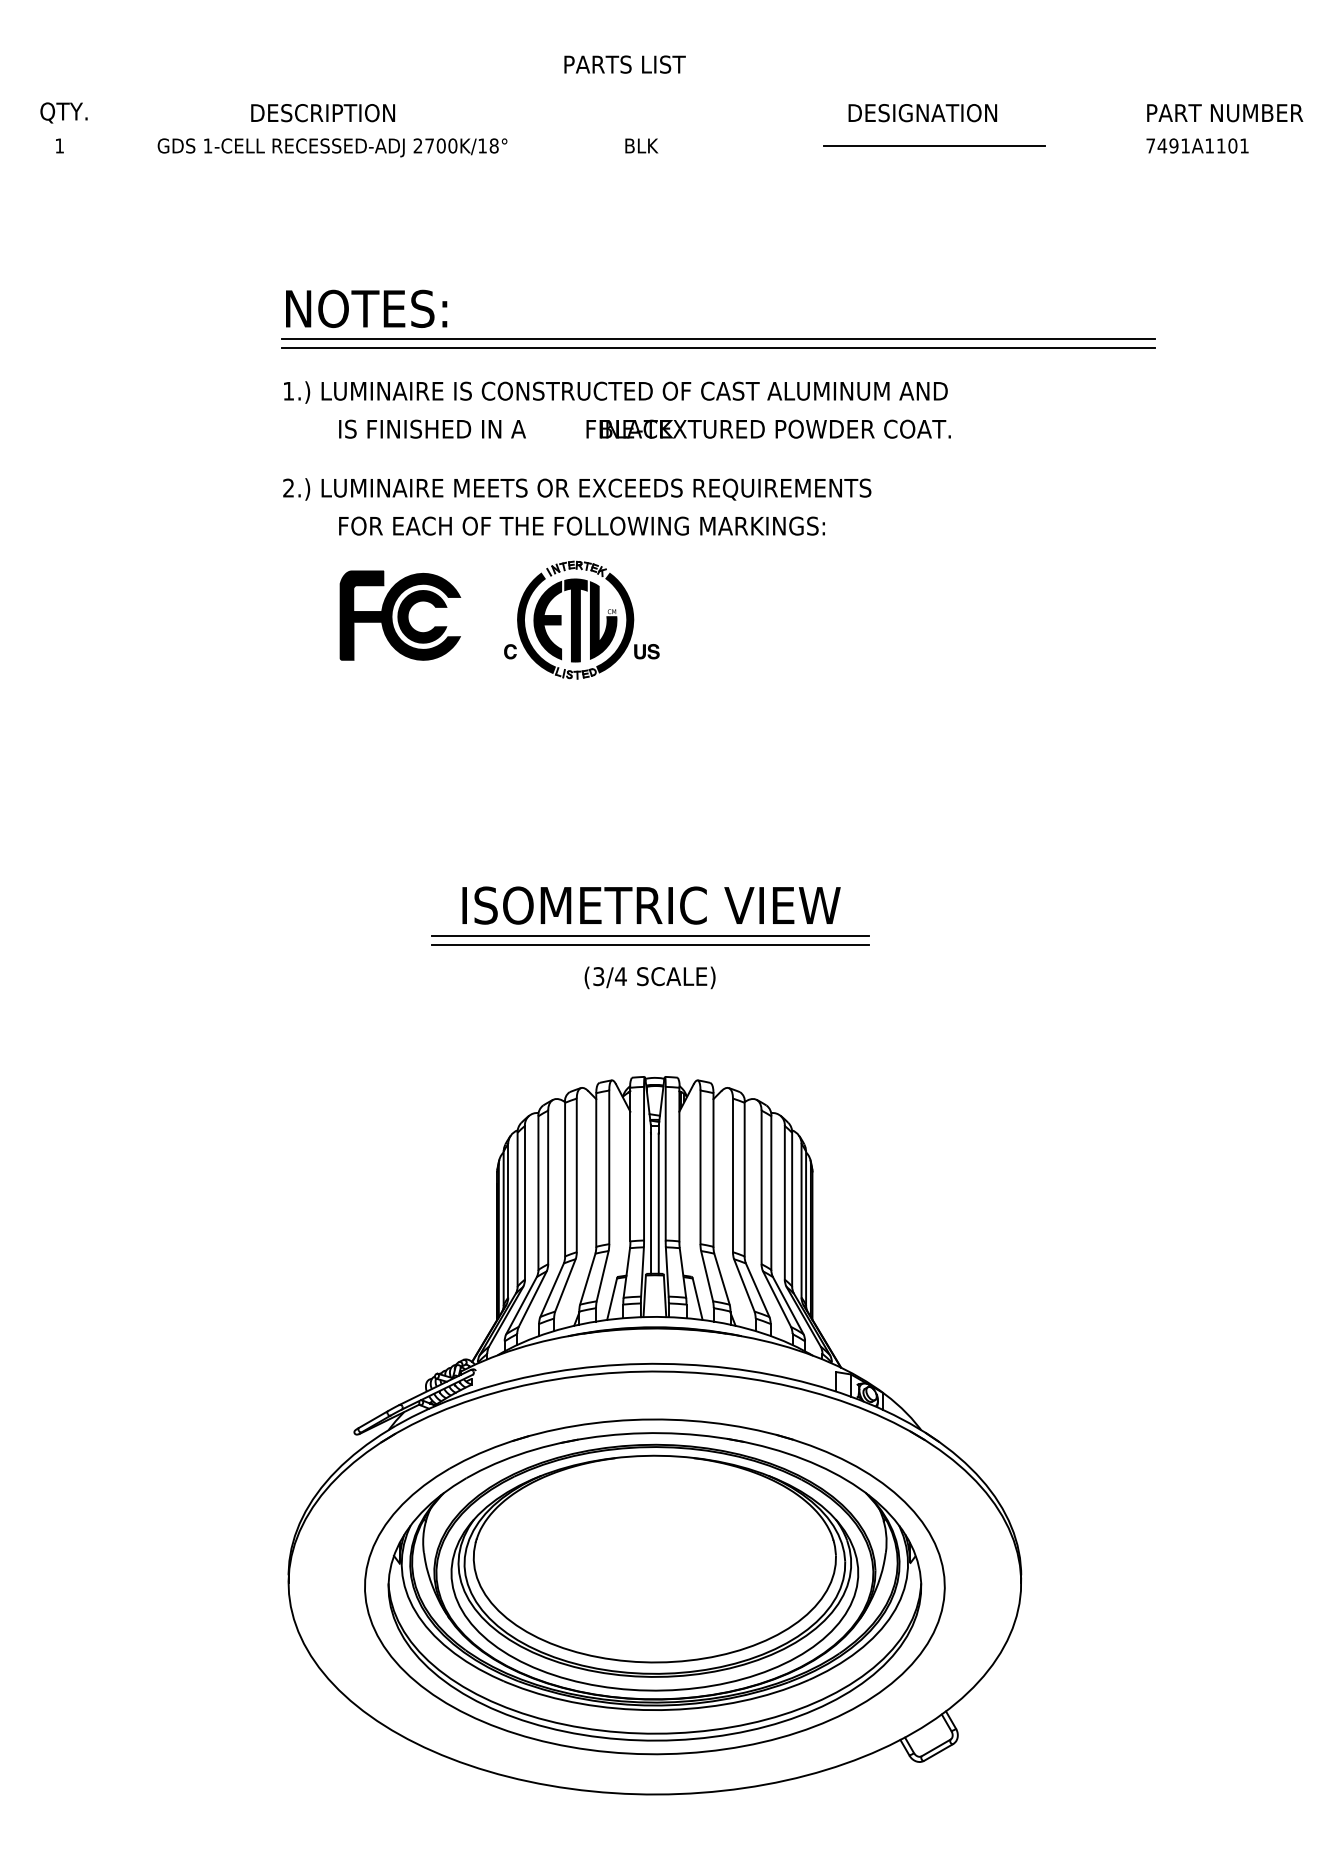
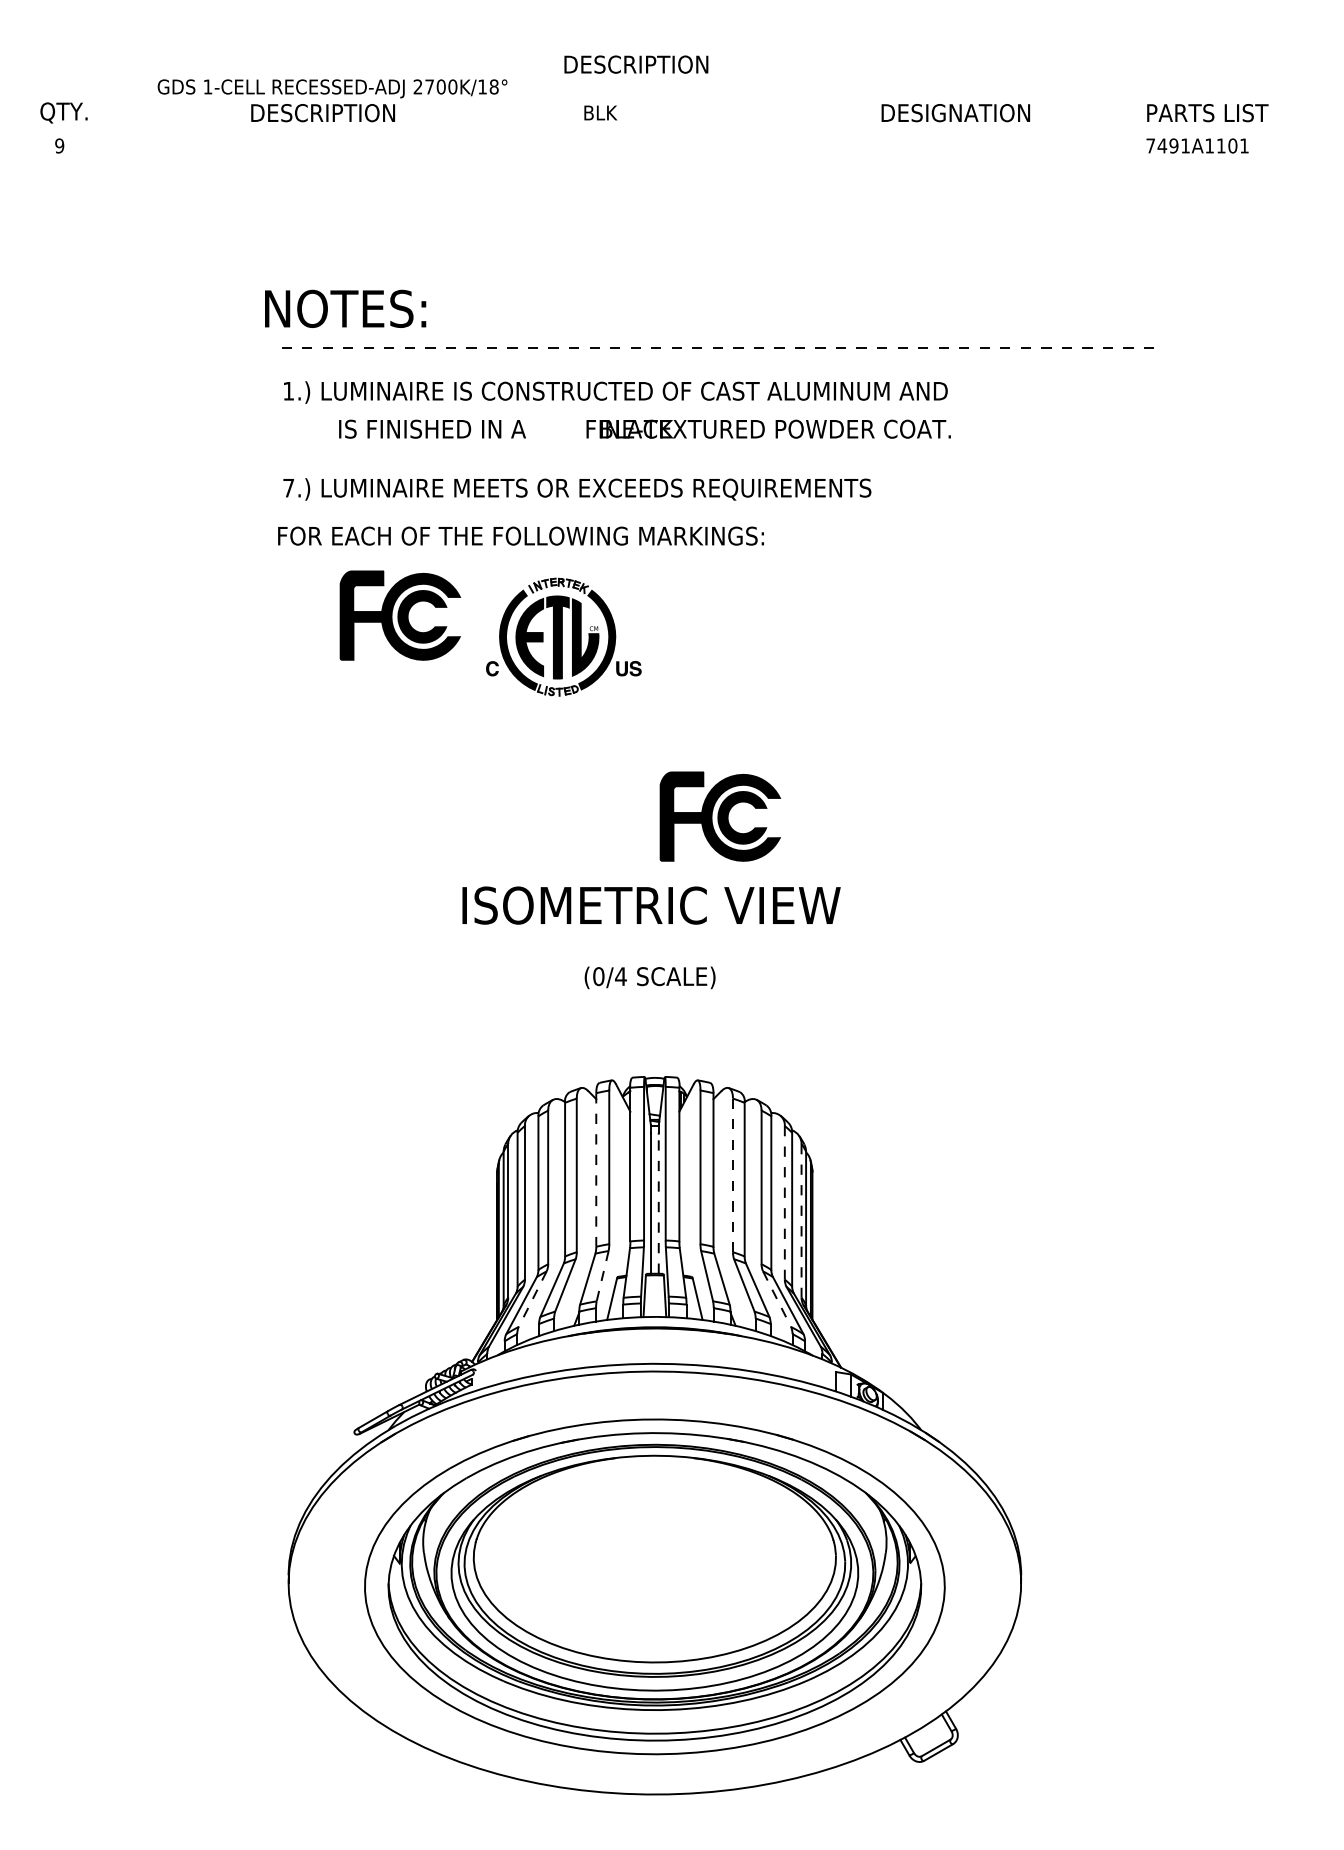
text: PARTS LIST -> DESCRIPTION (637, 64)
text position: (922, 113) -> (955, 113) (955, 113)
text: PART NUMBER -> PARTS LIST (1253, 113)
text: 1 -> 9 (59, 145)
text position: (641, 145) -> (600, 112) (600, 112)
line: present -> none (933, 146)
text position: (332, 147) -> (332, 88) (332, 88)
text position: (366, 308) -> (345, 308) (345, 308)
line: present -> none (718, 339)
line: solid -> dashed (718, 348)
text: 2.) -> 7.) (288, 487)
text position: (581, 525) -> (520, 535) (520, 535)
part position: (581, 619) -> (563, 636) (563, 636)
part: none -> present (720, 816)
line: present -> none (649, 935)
line: present -> none (649, 944)
text: (3/4 -> (0/4 (598, 976)
line: solid -> dashed (596, 1169)
line: solid -> dashed (733, 1175)
line: solid -> dashed (784, 1202)
line: solid -> dashed (658, 1203)
line: solid -> dashed (801, 1220)
line: solid -> dashed (602, 1276)
line: solid -> dashed (532, 1299)
line: solid -> dashed (777, 1299)
